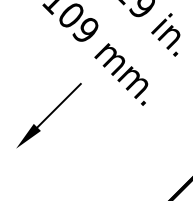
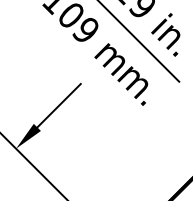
line: none -> present (139, 41)
line: none -> present (33, 166)
